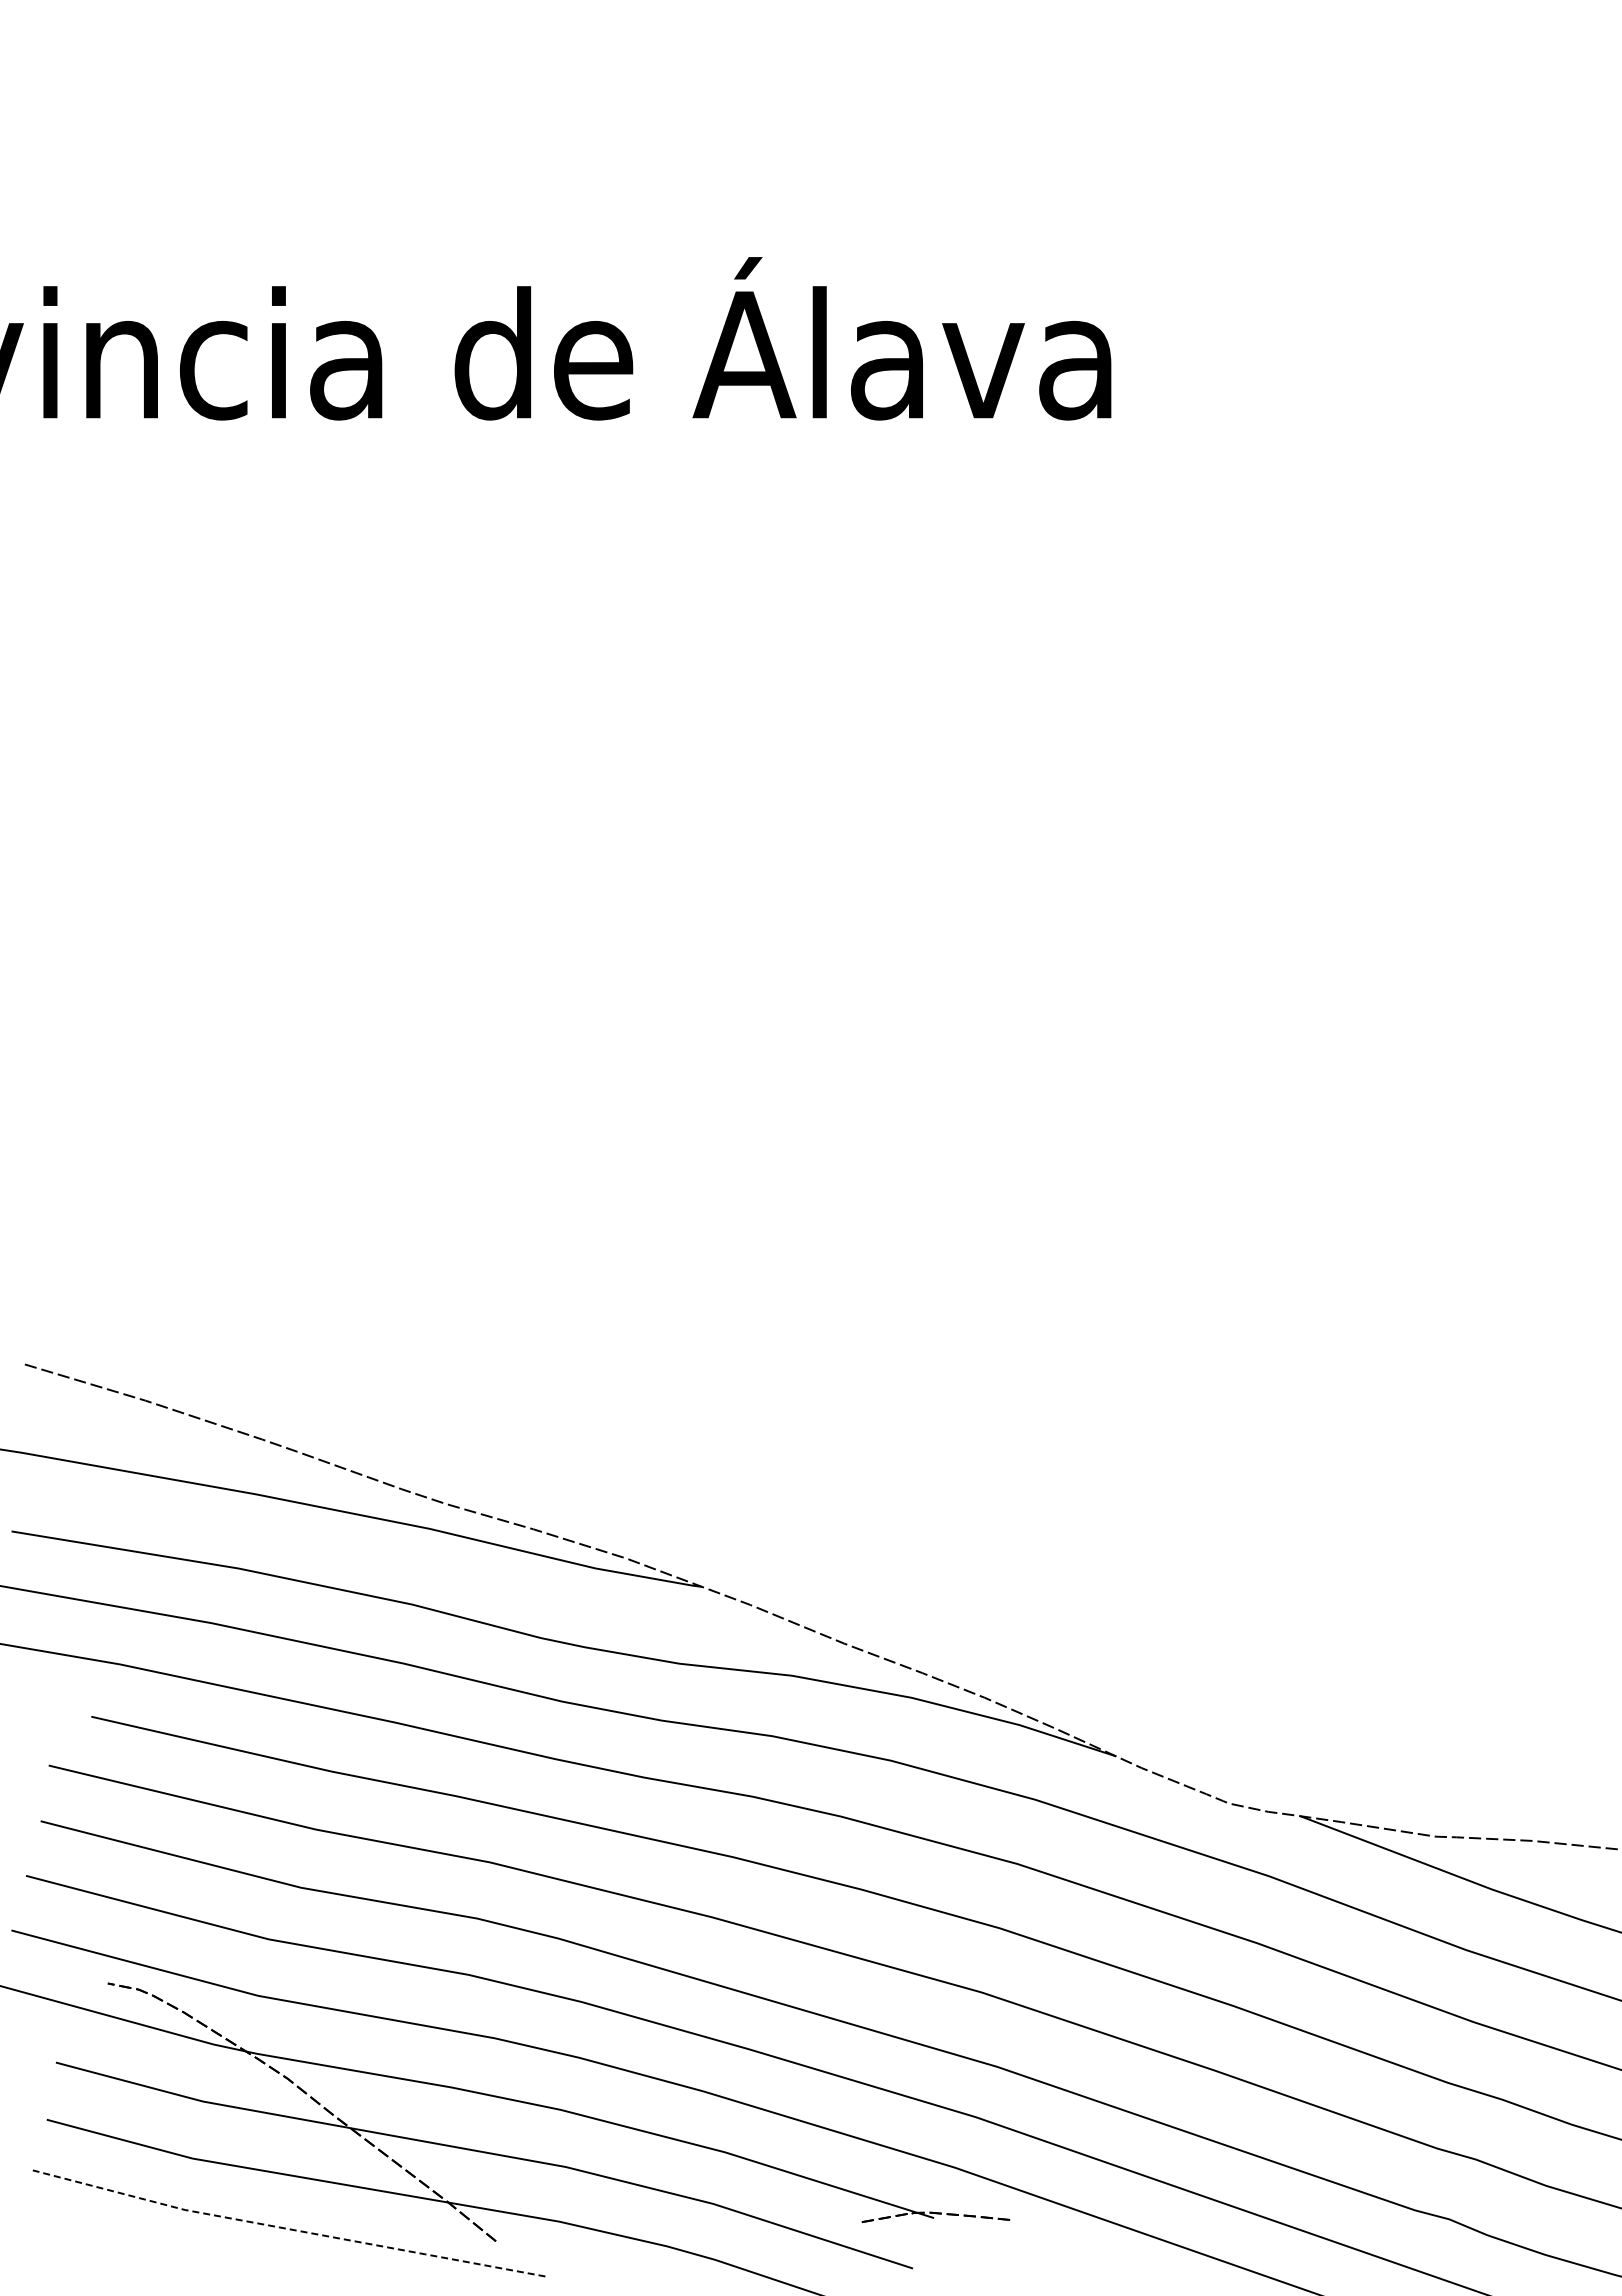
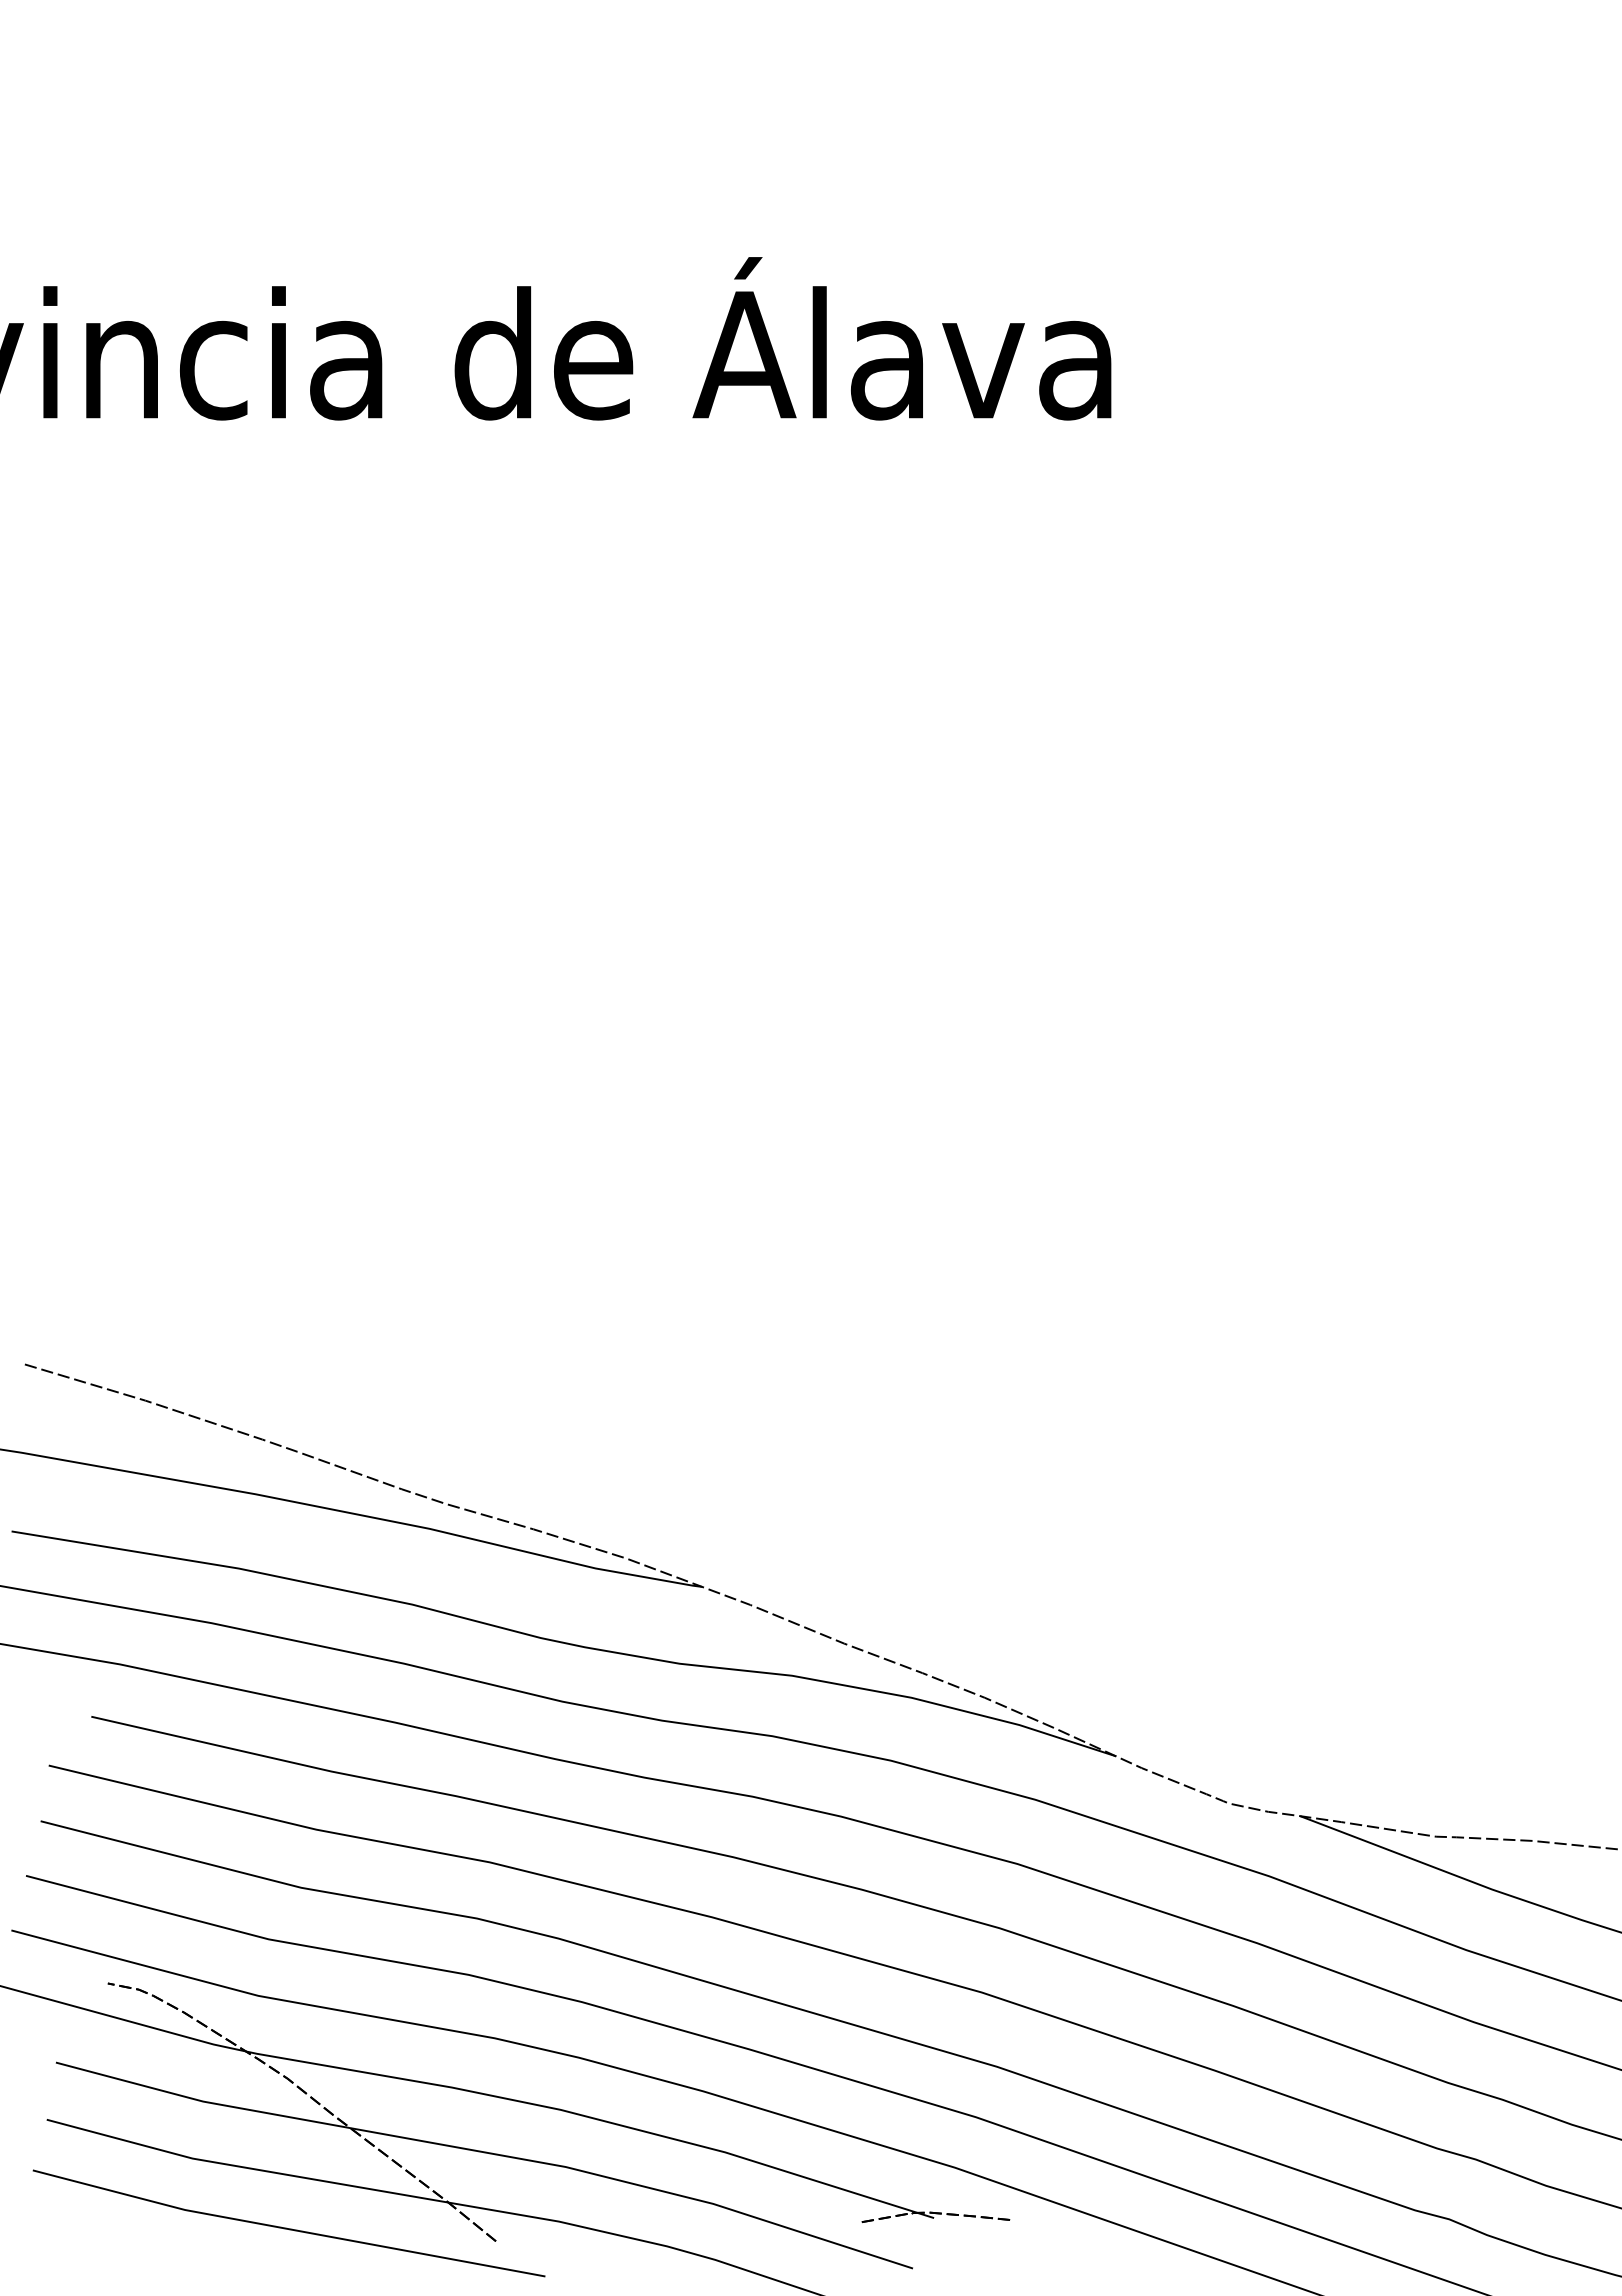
line: dashed -> solid (287, 2228)
